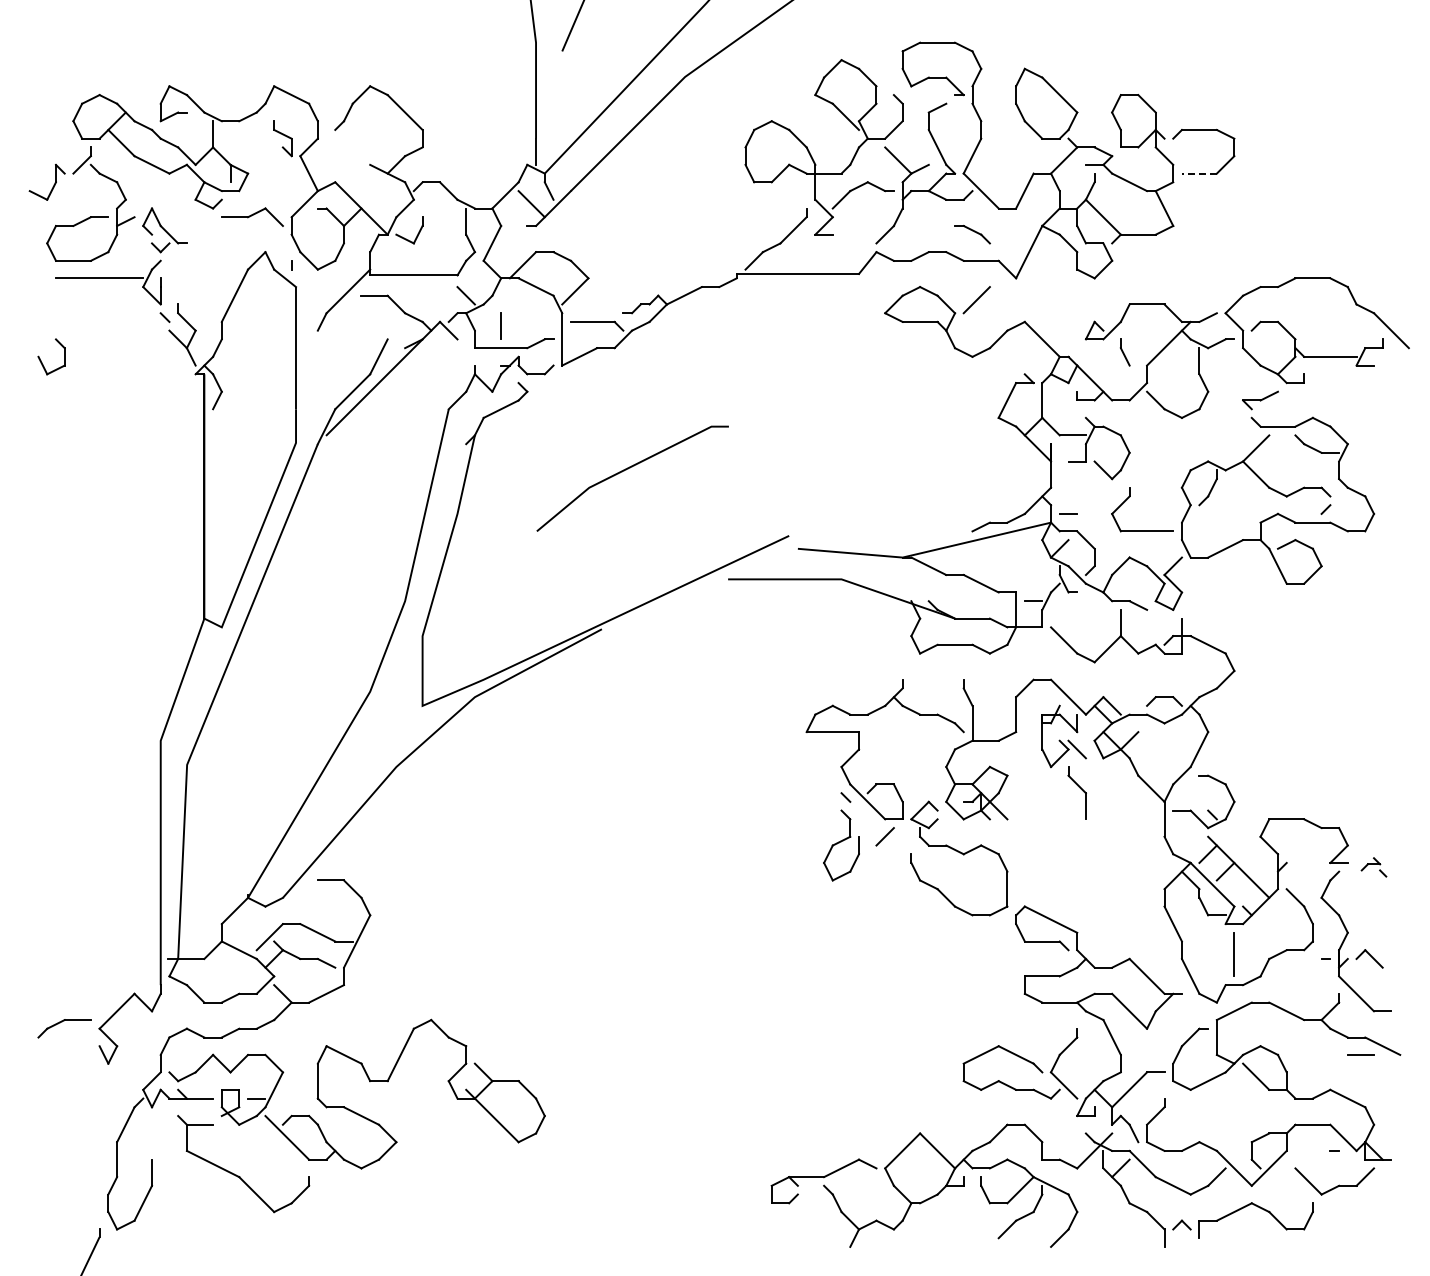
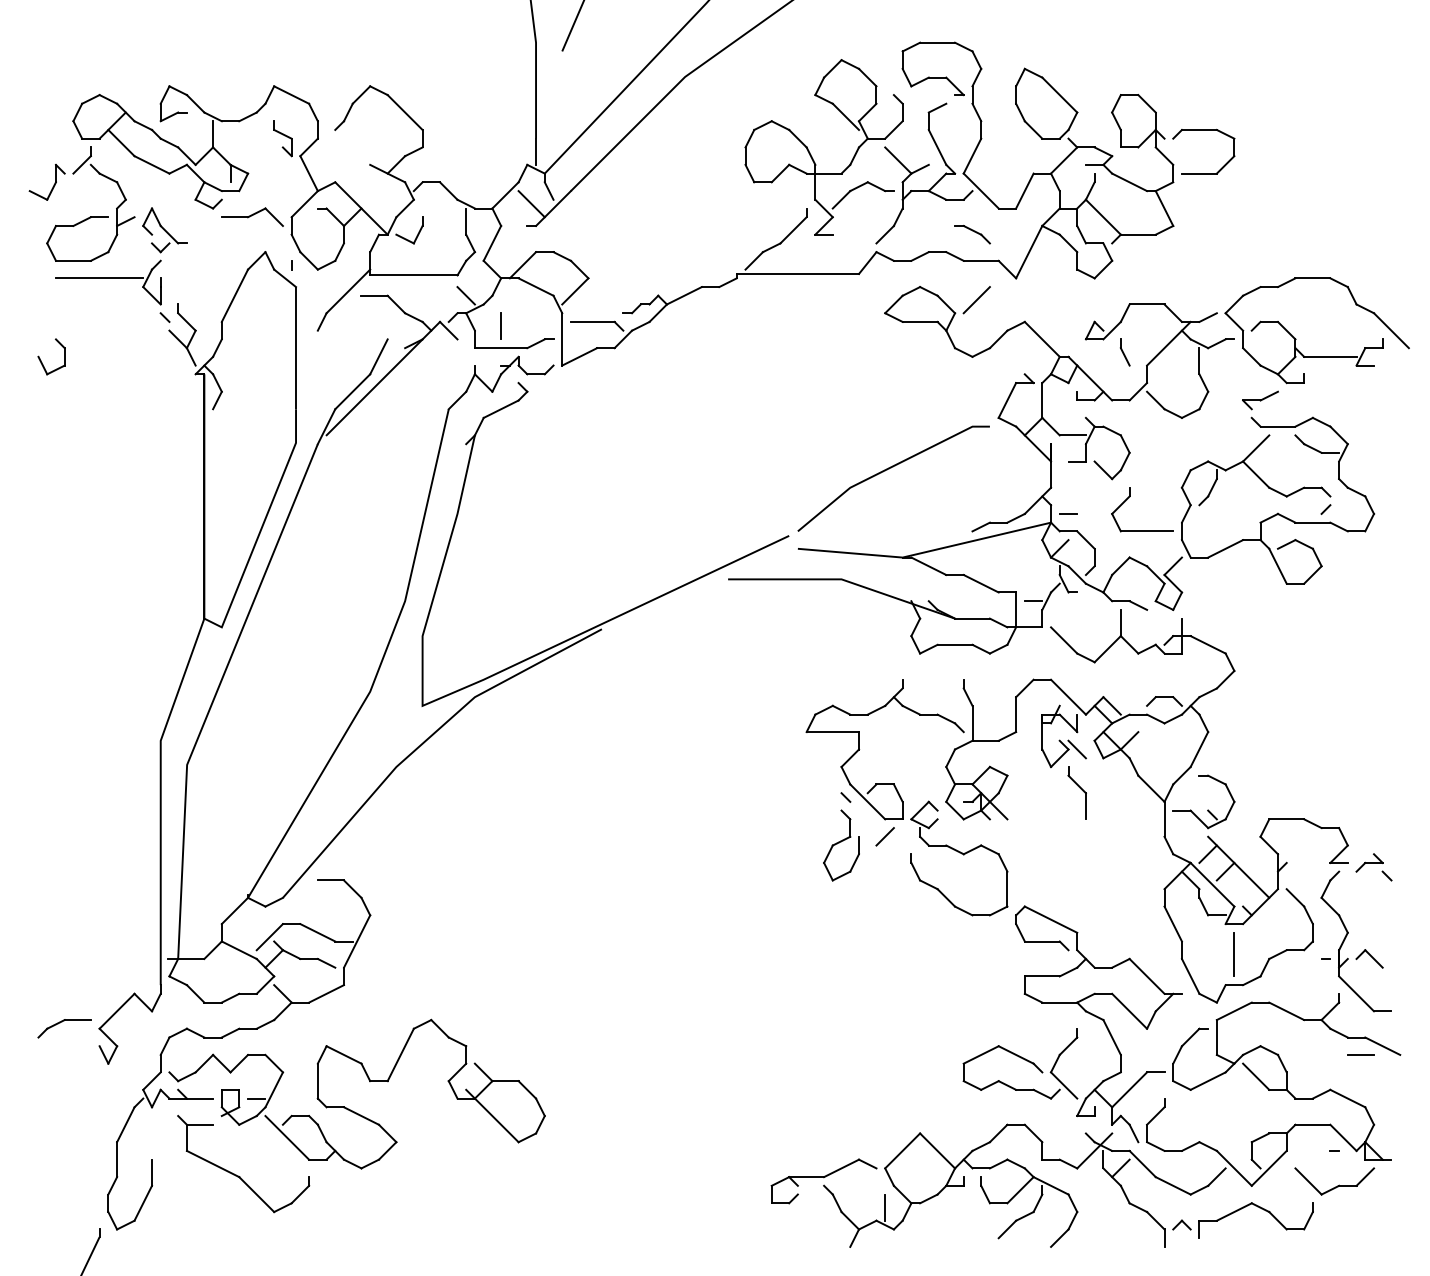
line: dashed -> solid (1198, 173)
line position: (628, 469) -> (889, 469) (889, 469)
part size: 28x21 px -> 38x29 px (1373, 867)
line: none -> present (885, 1207)
